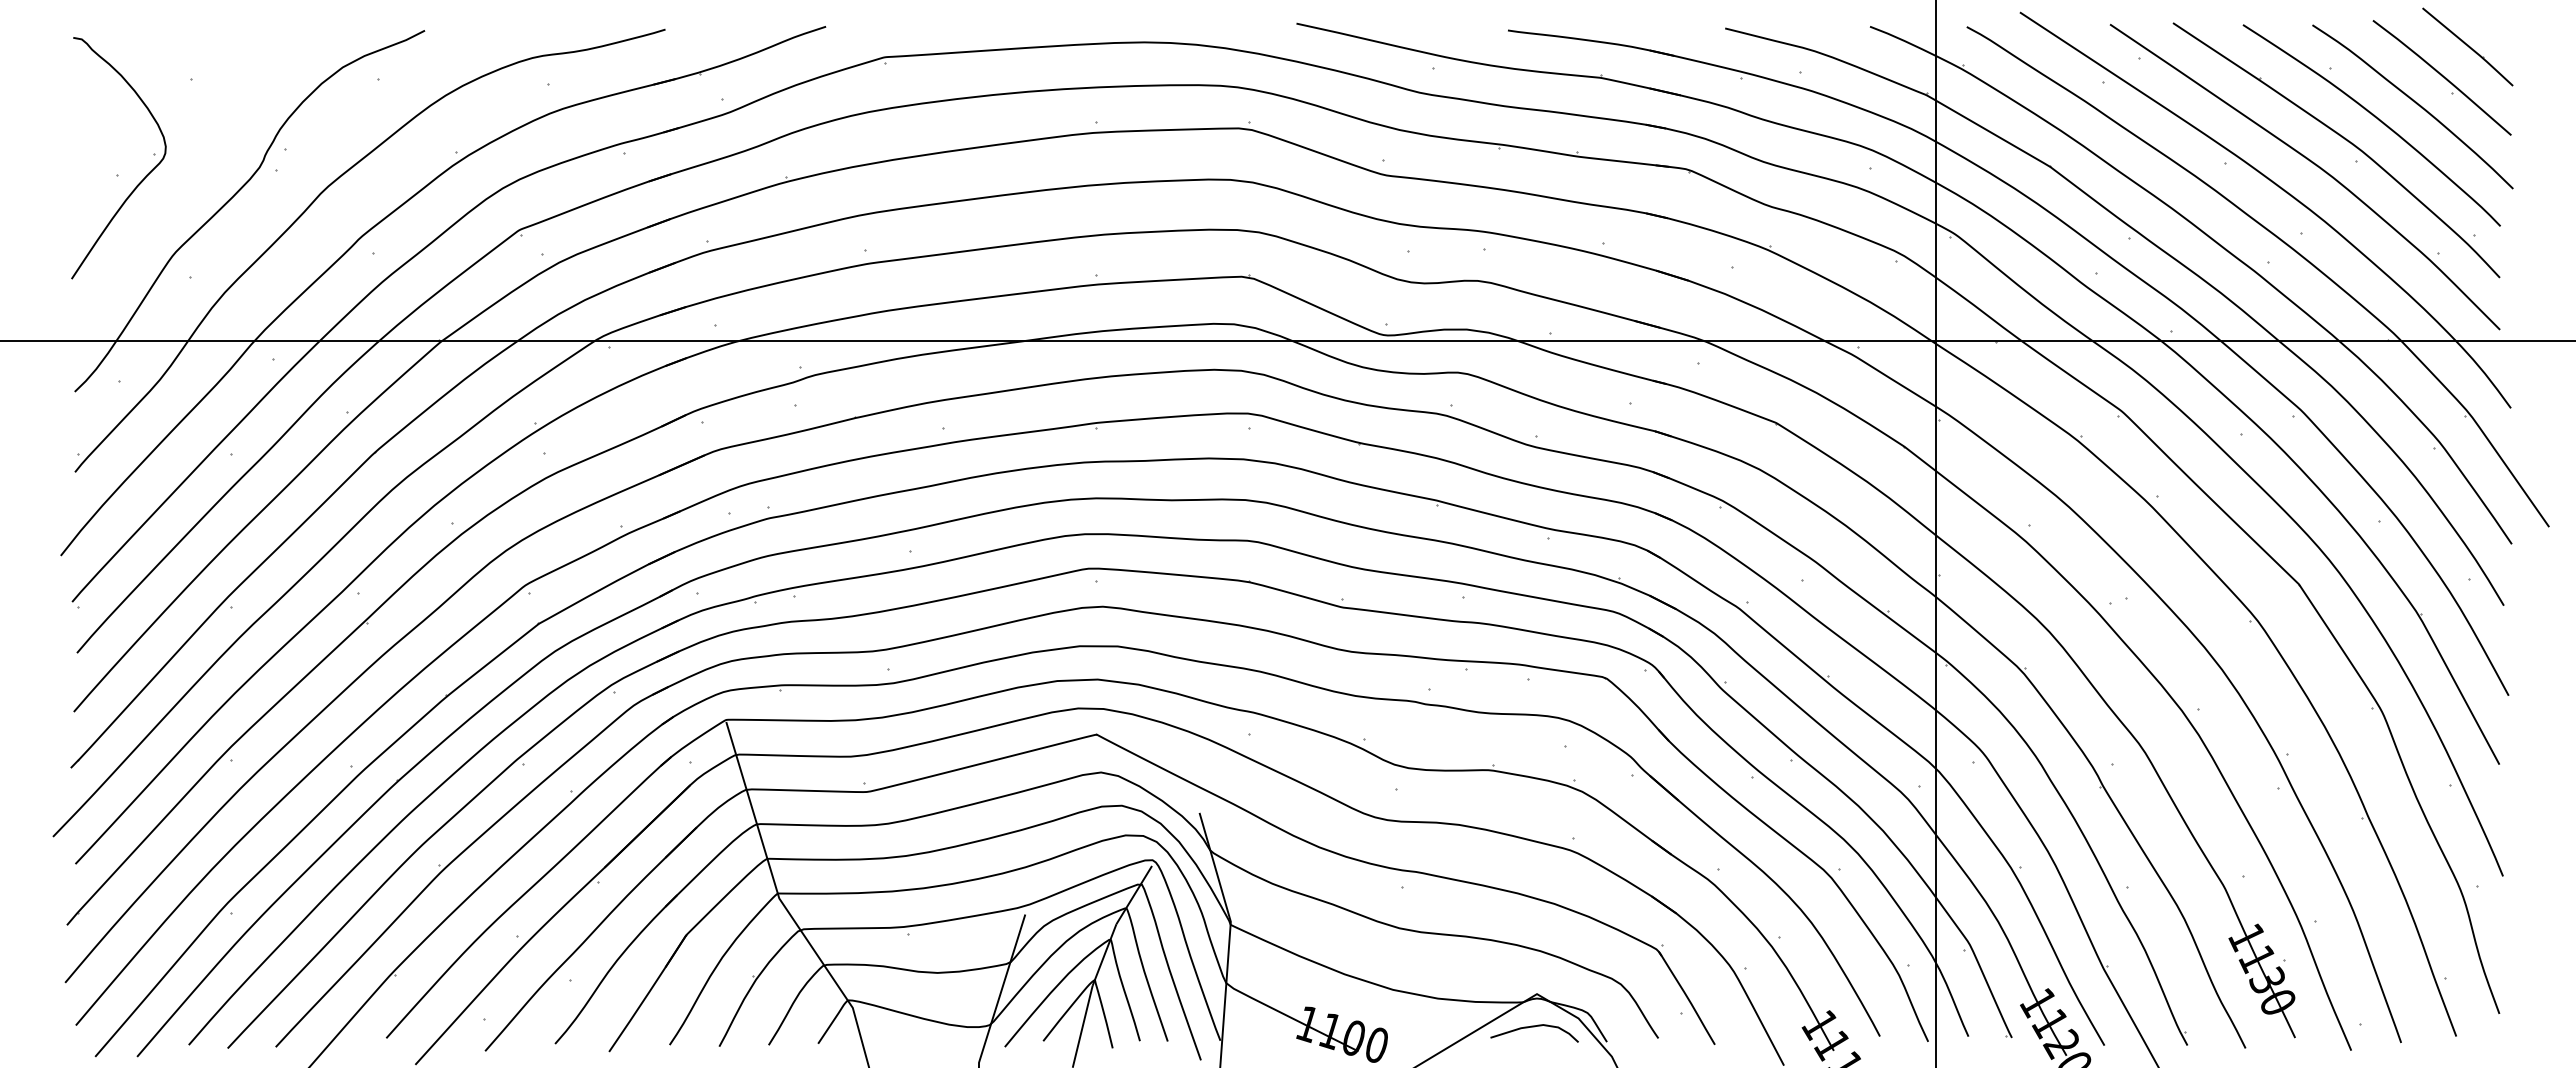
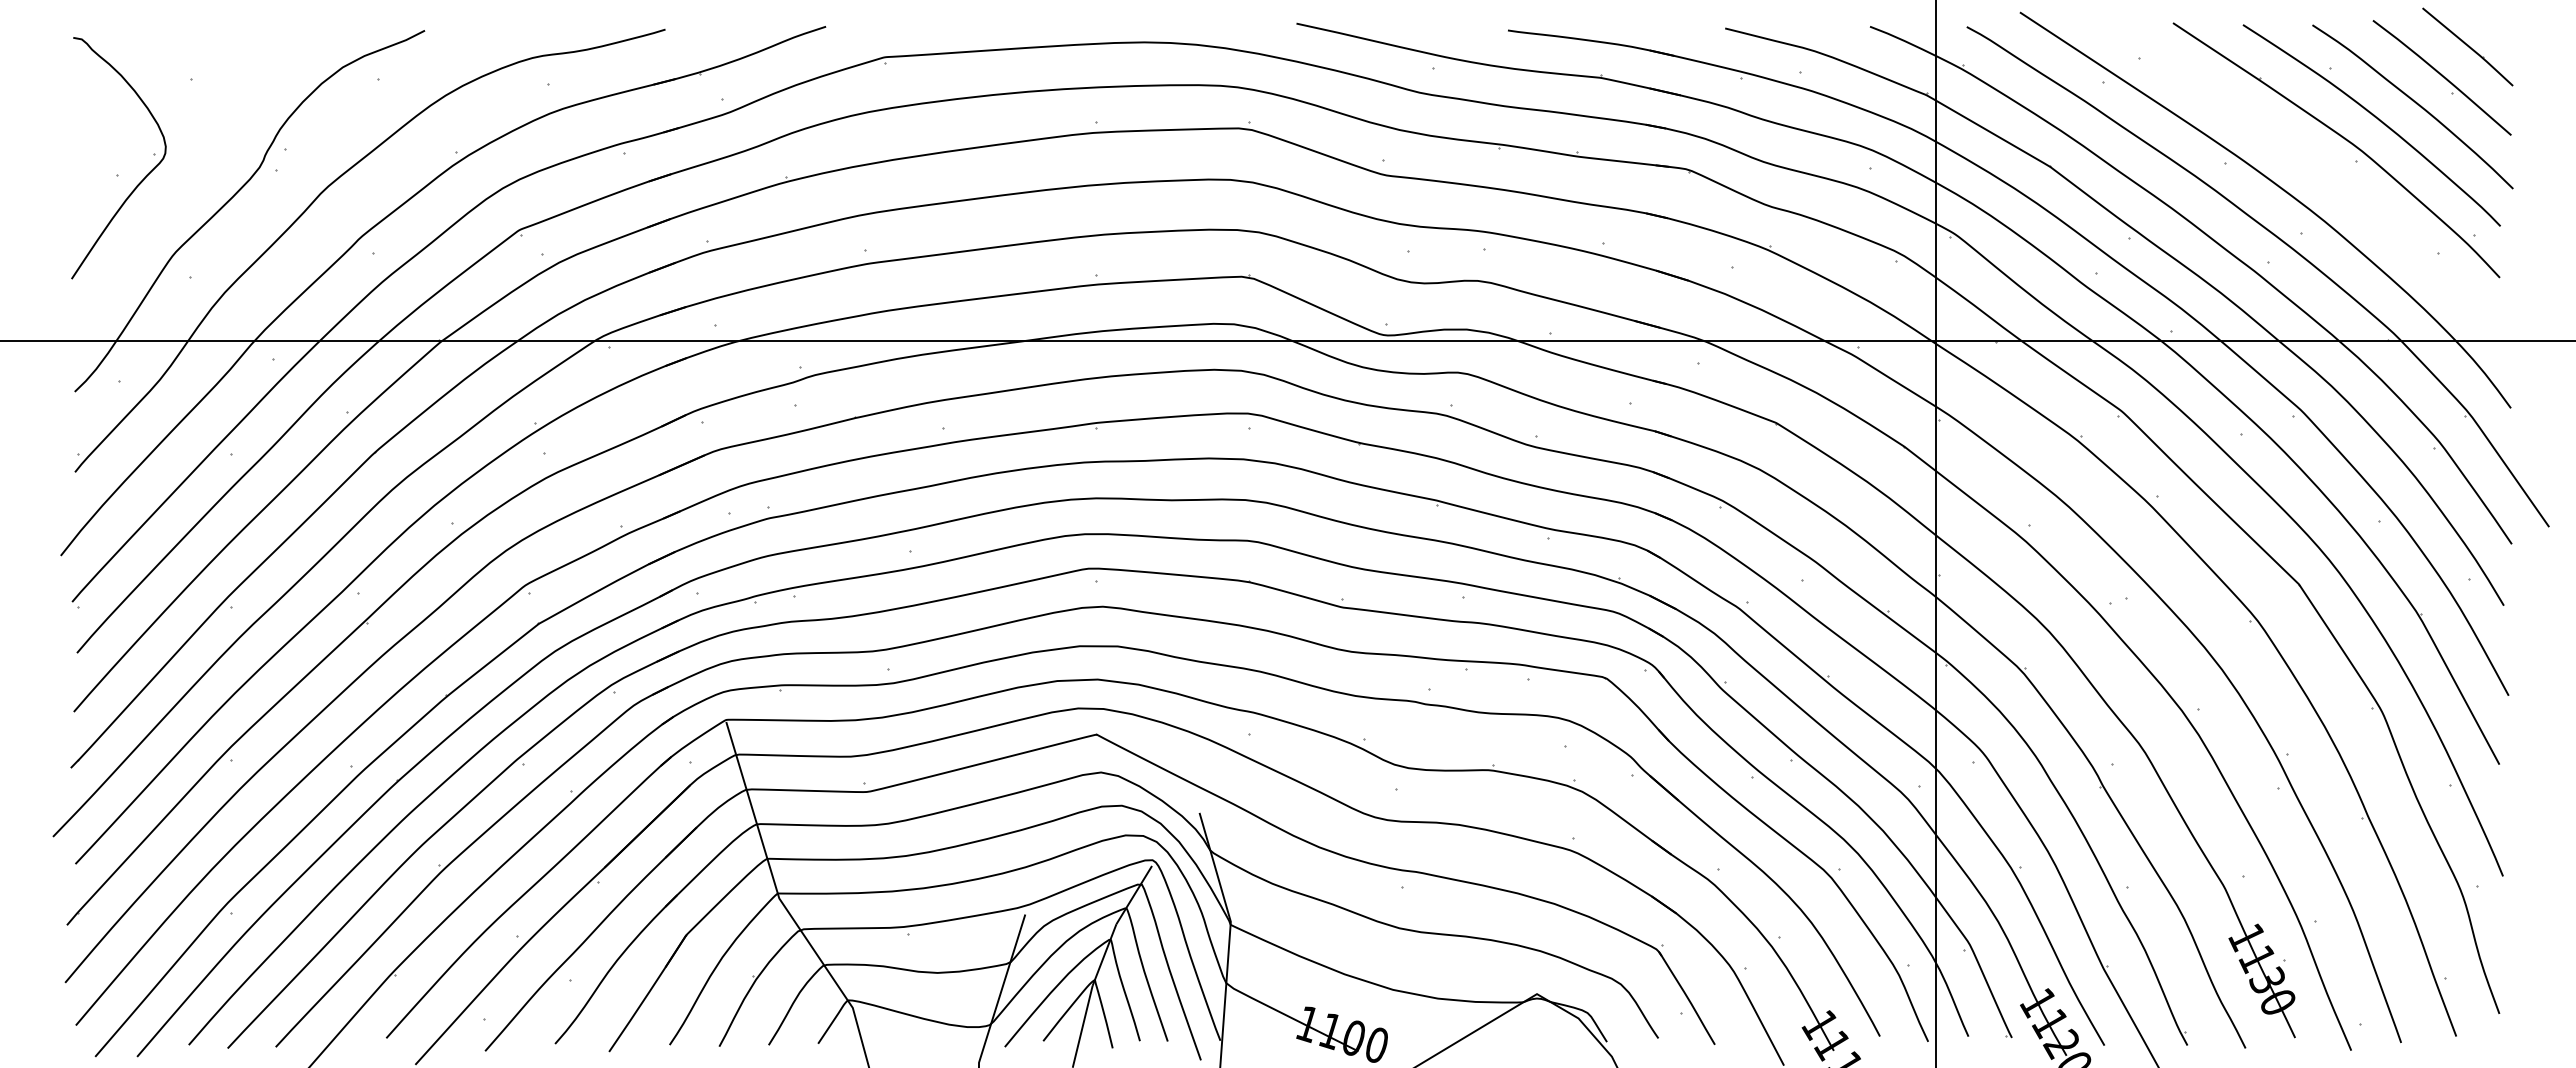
curve: present -> none (2313, 164)
curve: present -> none (1534, 1027)
